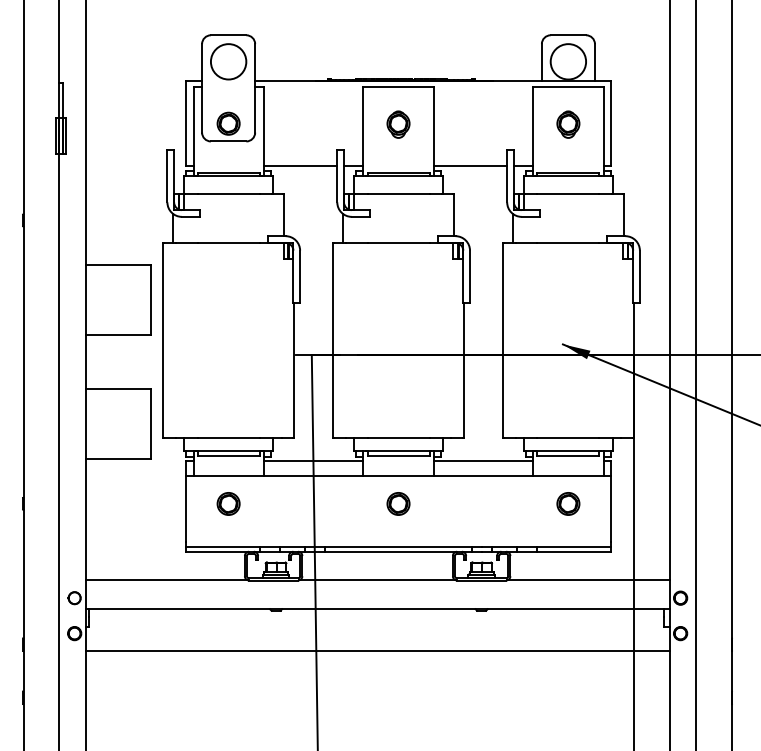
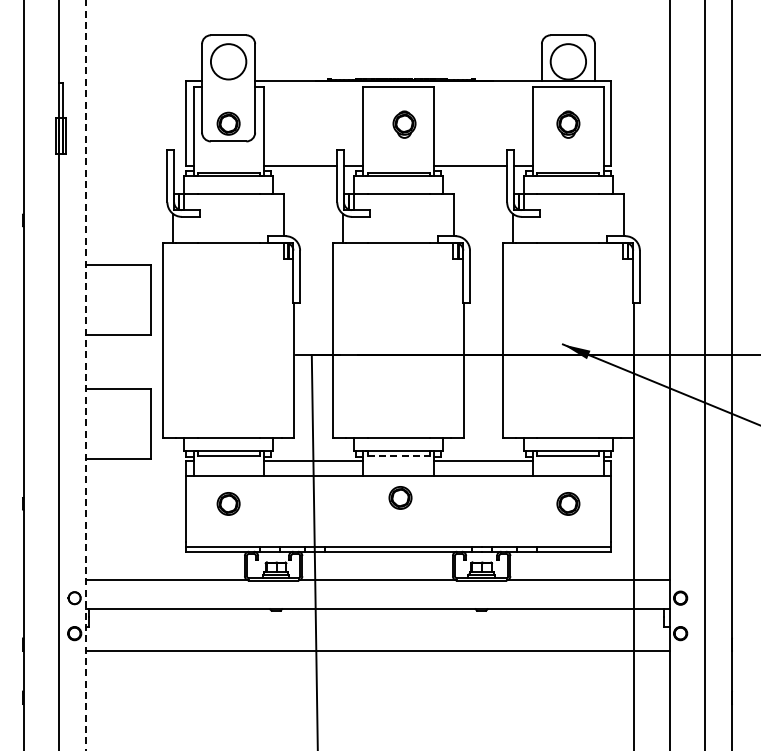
part position: (398, 124) -> (404, 124) (404, 124)
line position: (696, 374) -> (705, 374) (705, 374)
line: solid -> dashed (85, 375)
line: solid -> dashed (398, 455)
part position: (398, 503) -> (400, 497) (400, 497)
